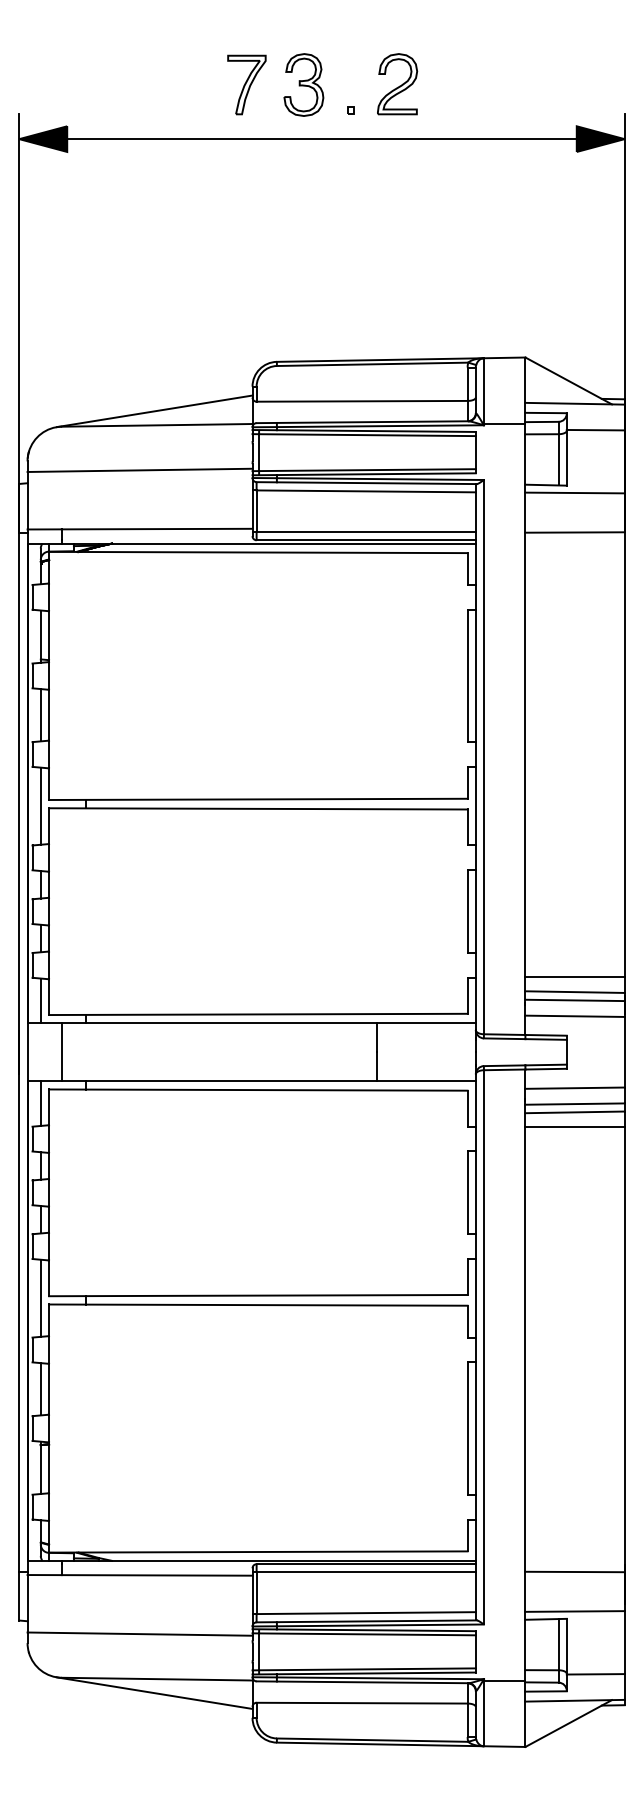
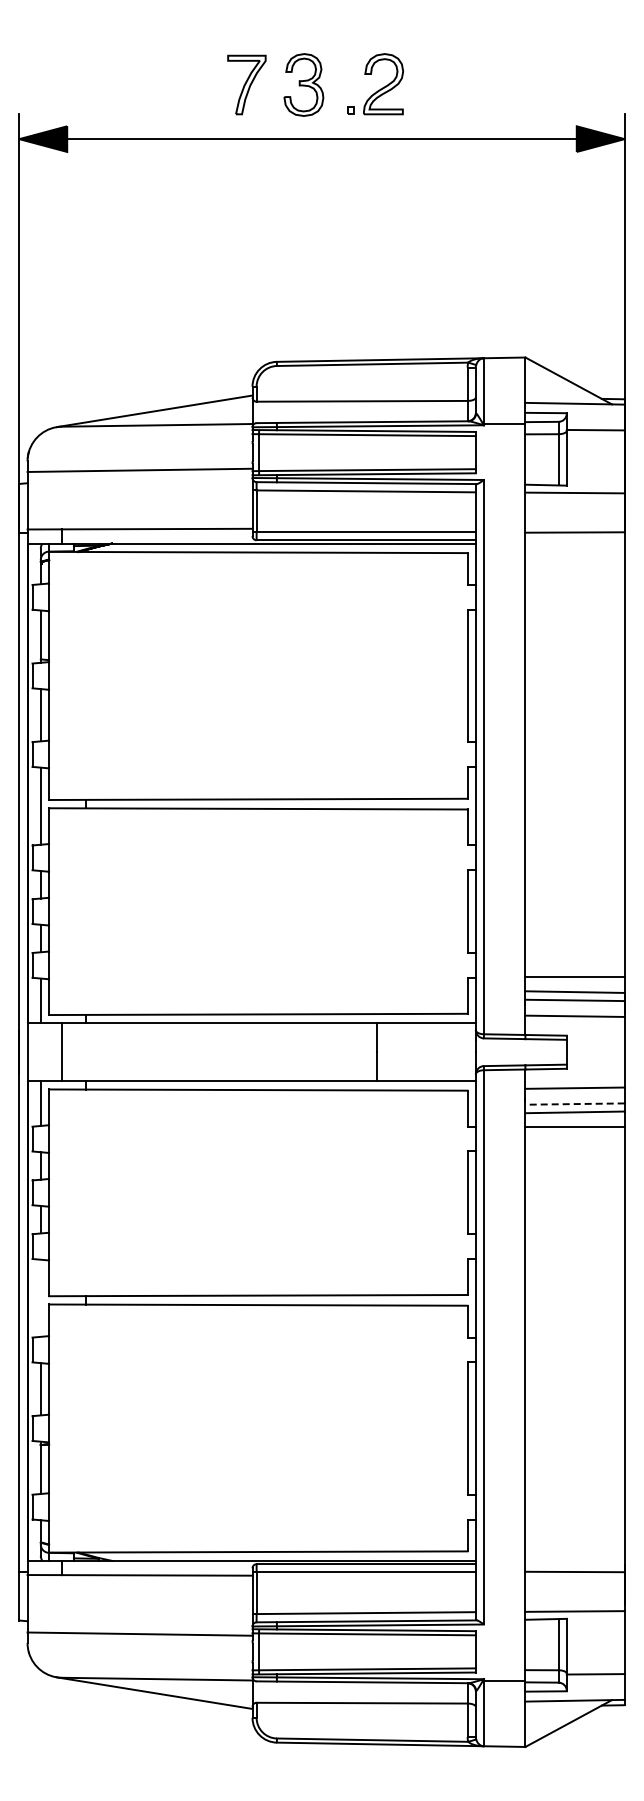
part position: (397, 84) -> (383, 84) (383, 84)
line: solid -> dashed (575, 1104)
line: present -> none (40, 1297)
